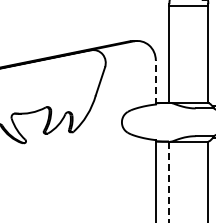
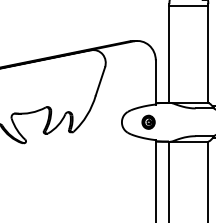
line: dashed -> solid (155, 81)
part: none -> present (148, 121)
line: dashed -> solid (169, 182)
